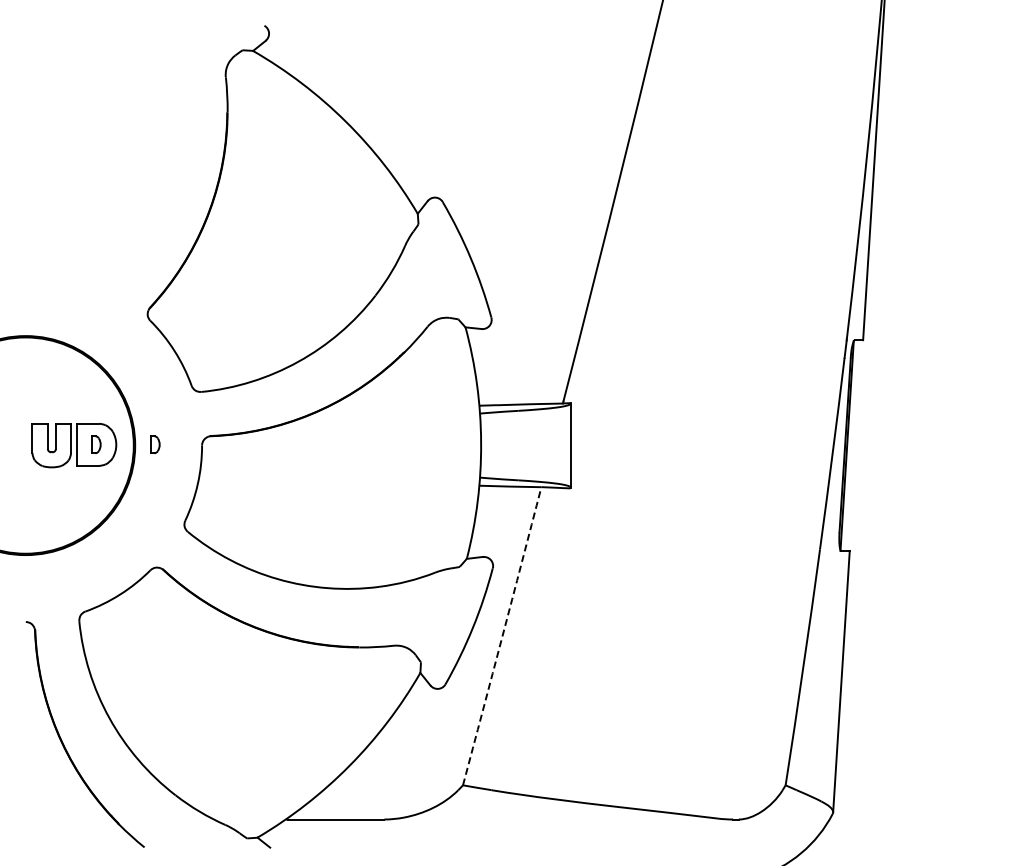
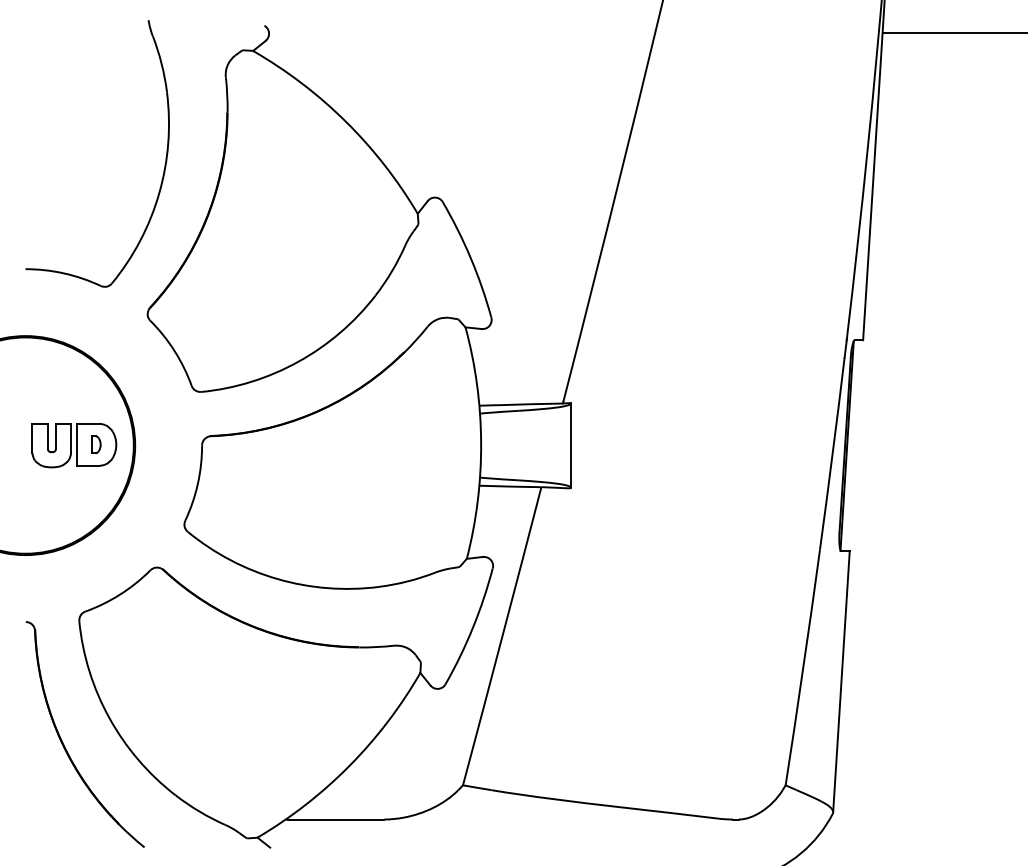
line: none -> present (953, 33)
part: none -> present (164, 164)
part: present -> none (155, 444)
arc: dashed -> solid (502, 636)
